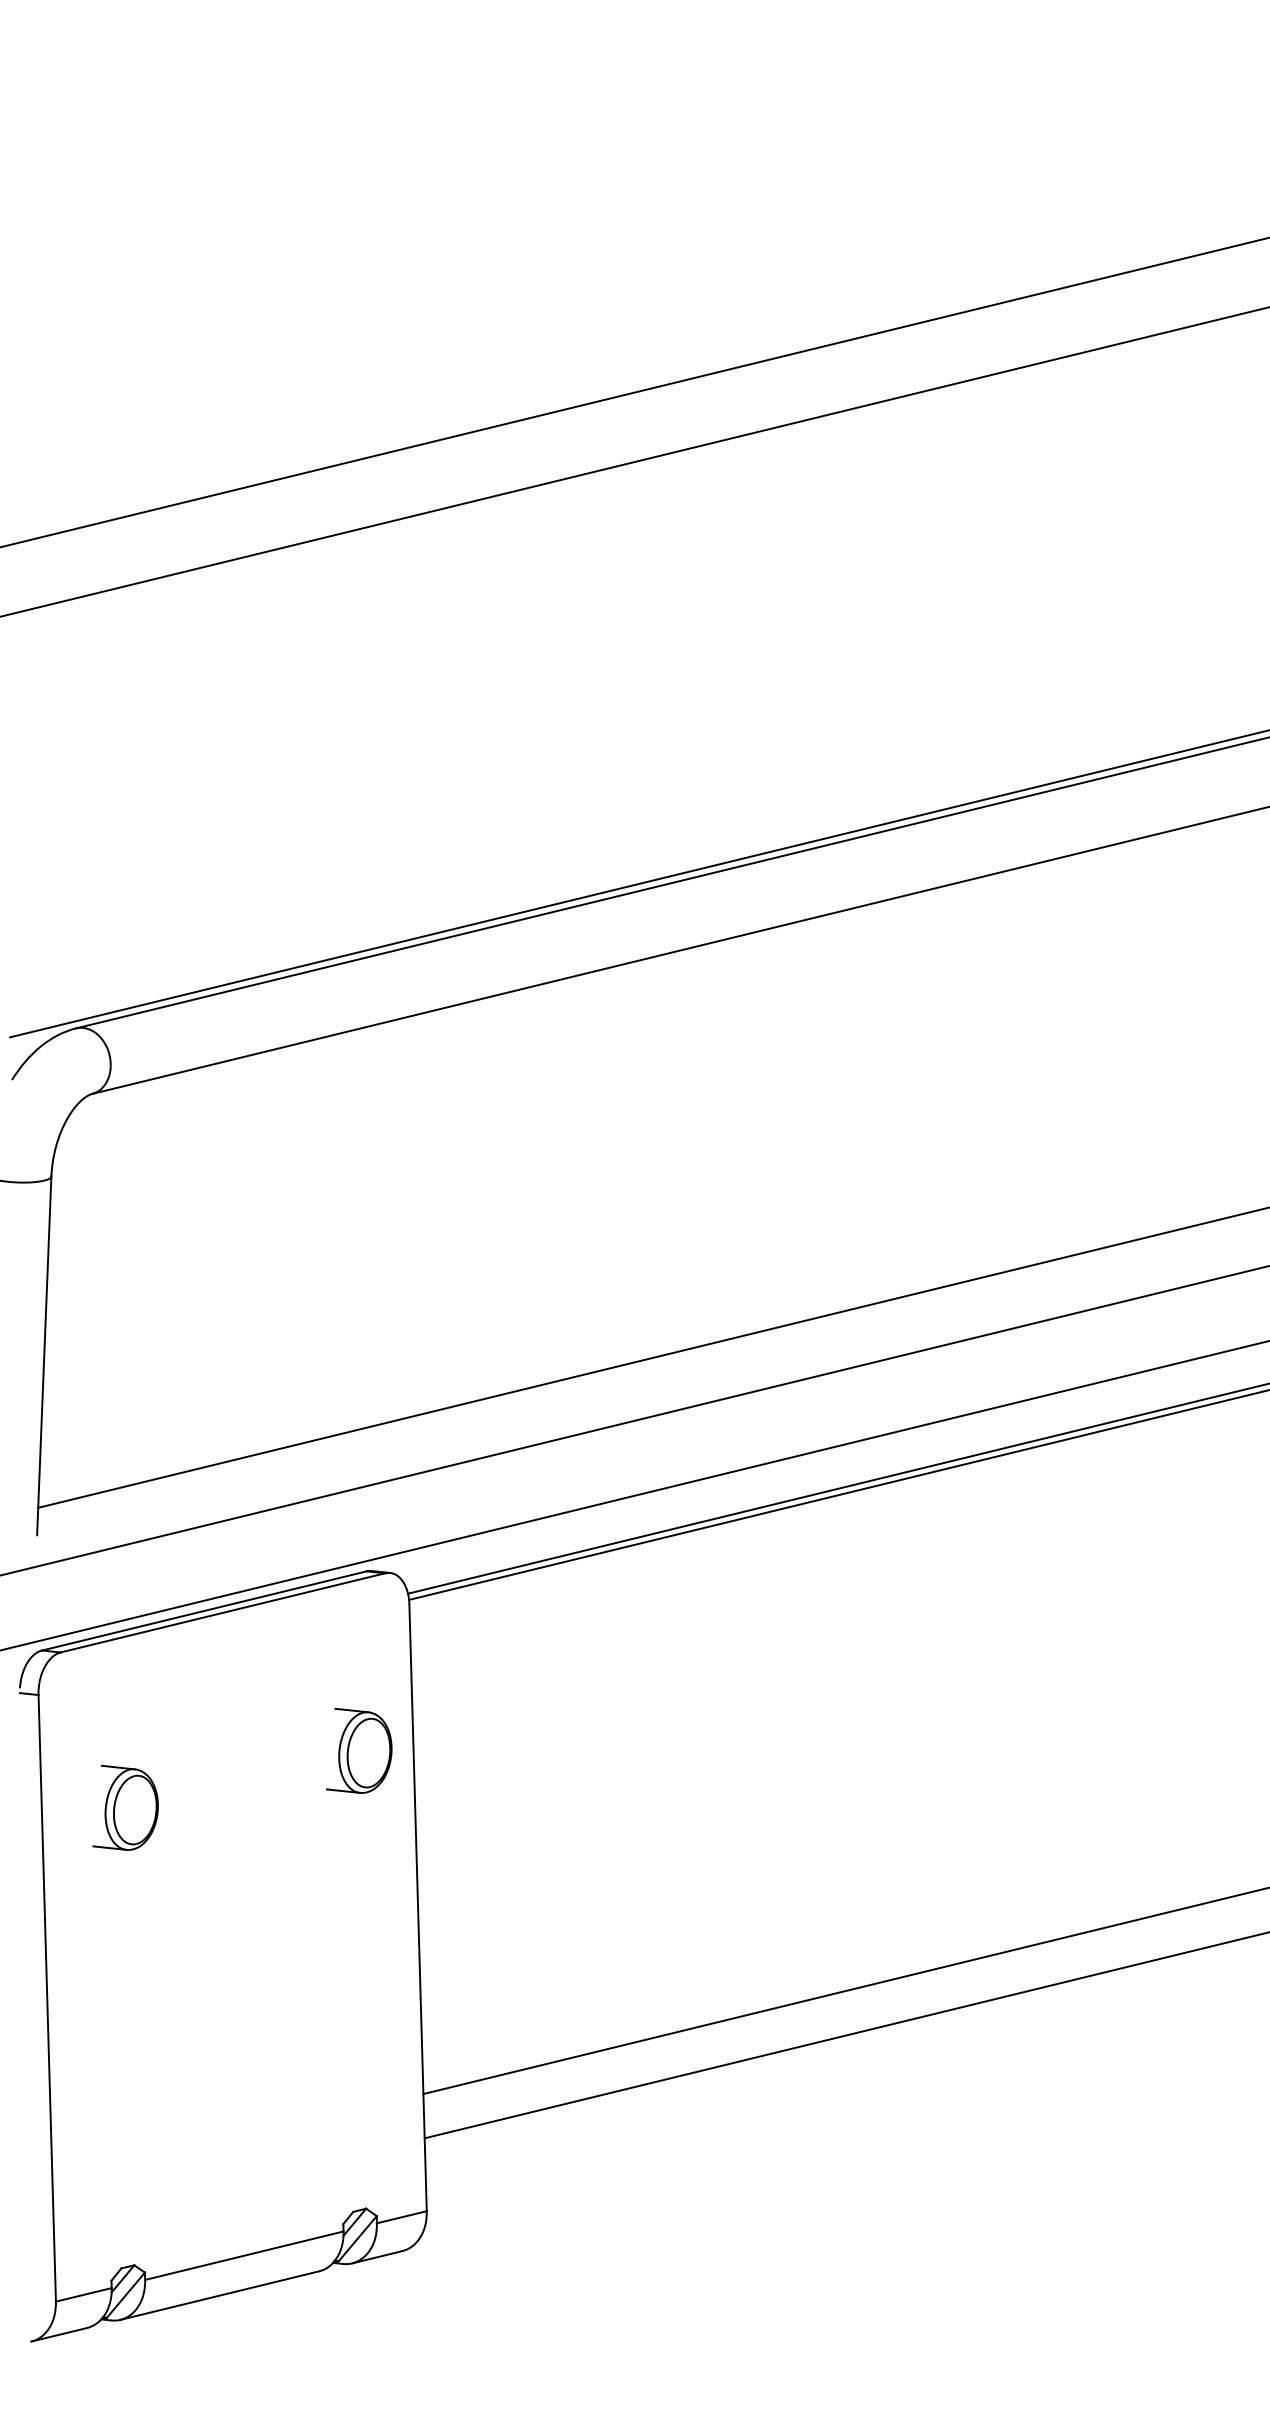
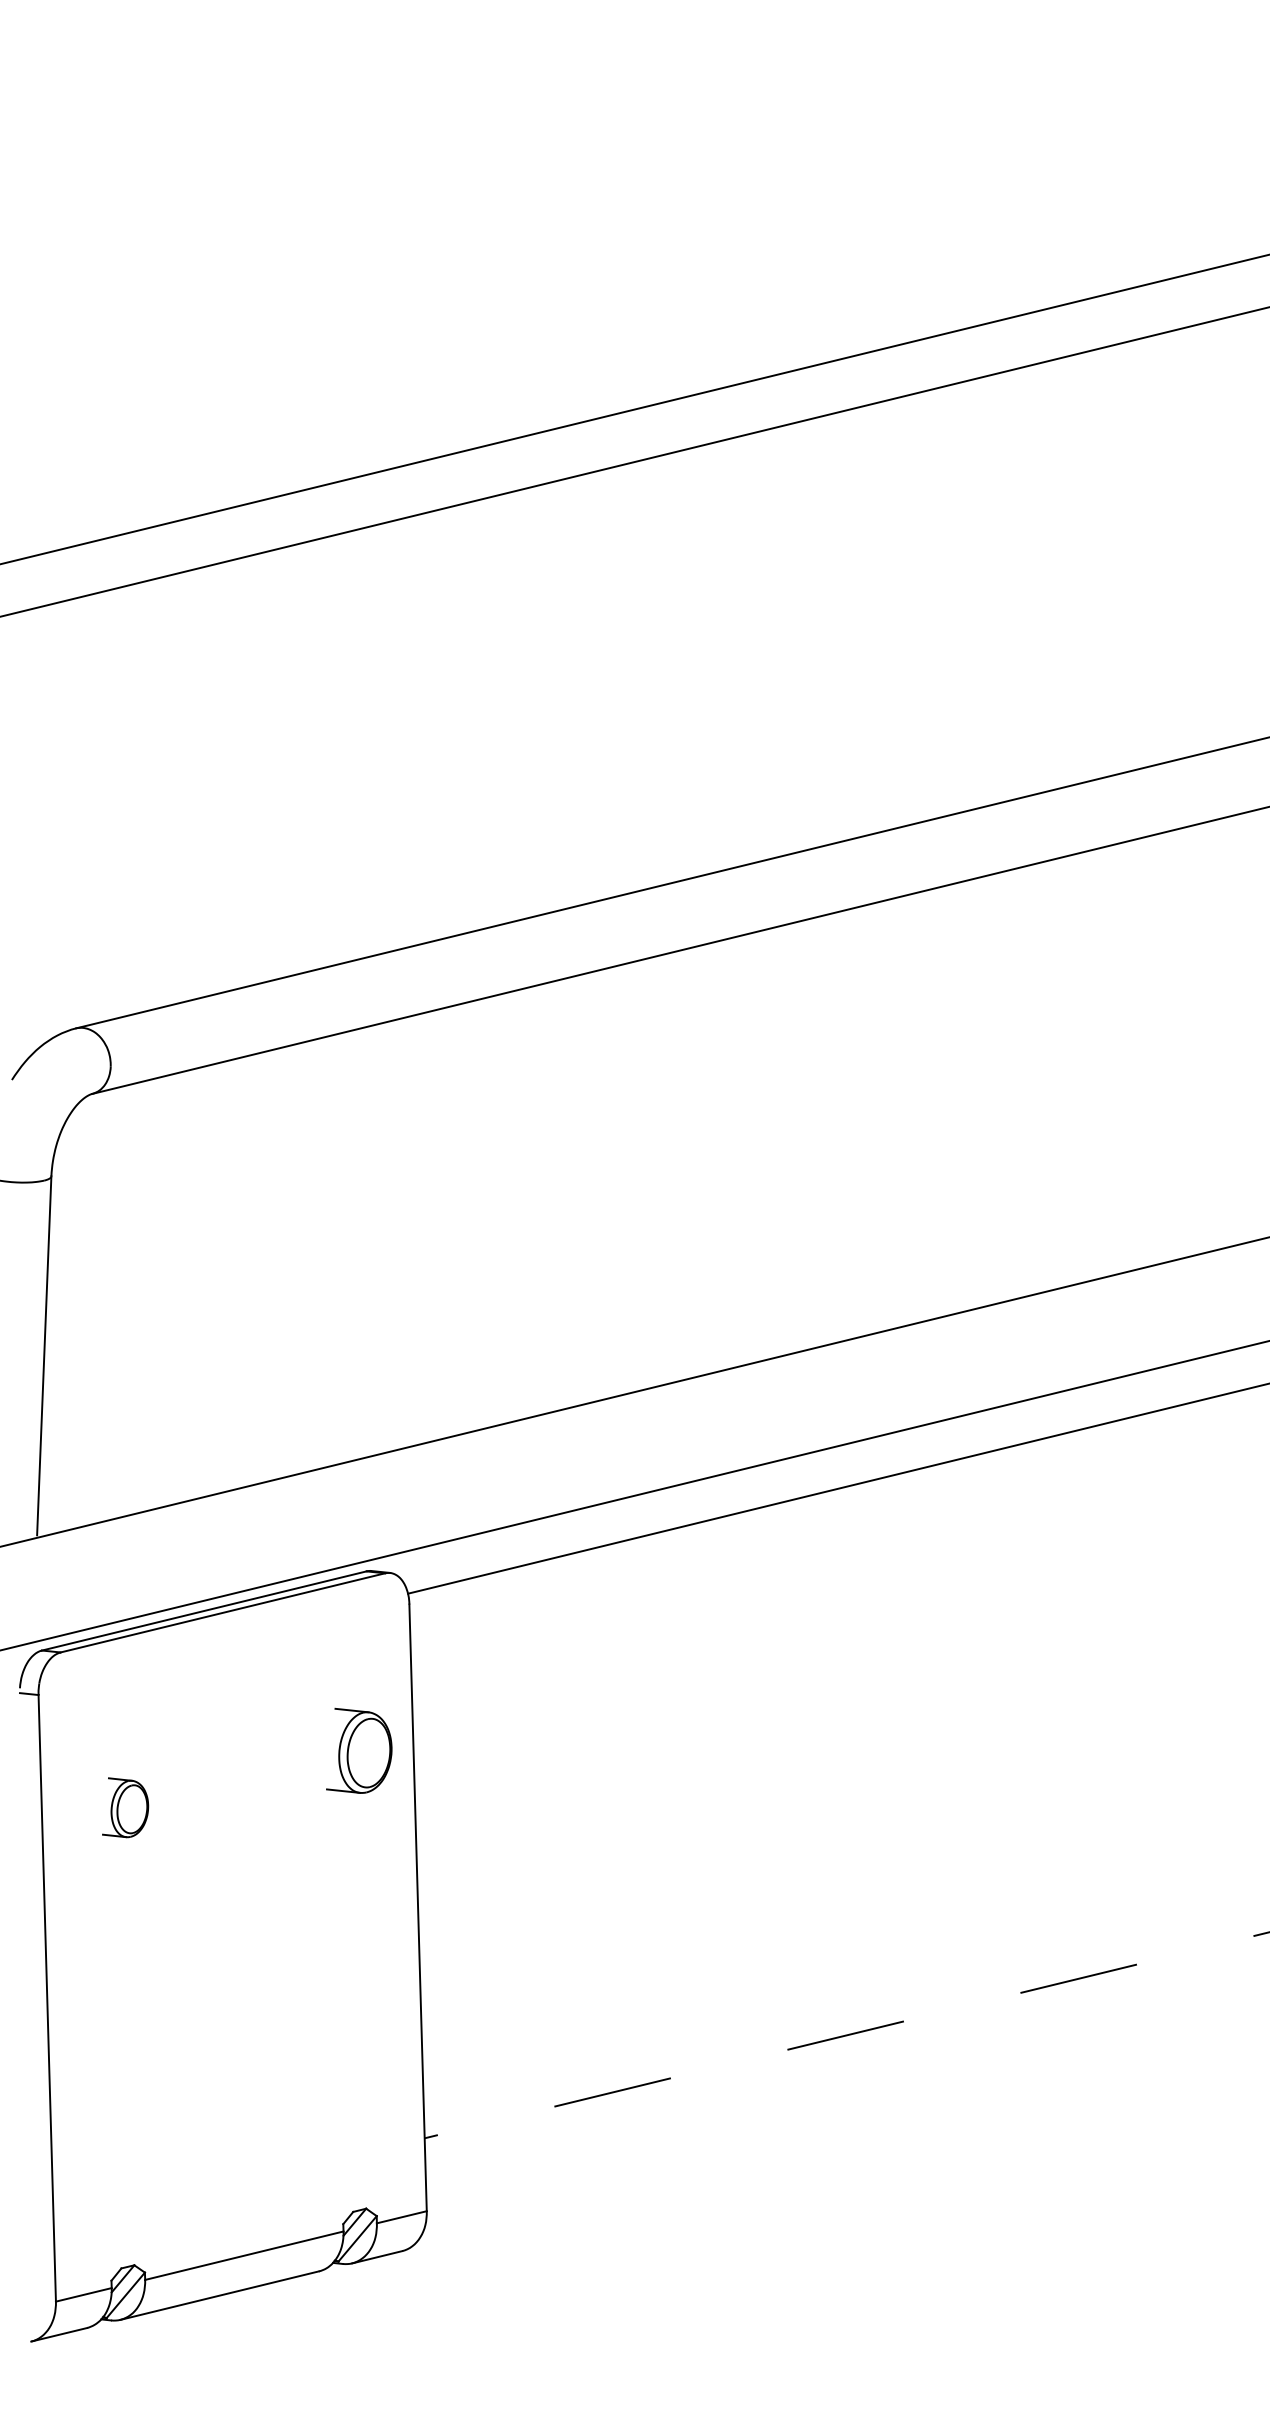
line position: (634, 392) -> (634, 409) (634, 409)
line: present -> none (638, 884)
line: present -> none (652, 1357)
line position: (634, 1420) -> (634, 1392) (634, 1392)
line: present -> none (837, 1494)
part size: 67x87 px -> 48x62 px (125, 1807)
line: present -> none (844, 1991)
line: solid -> dashed (847, 2035)
